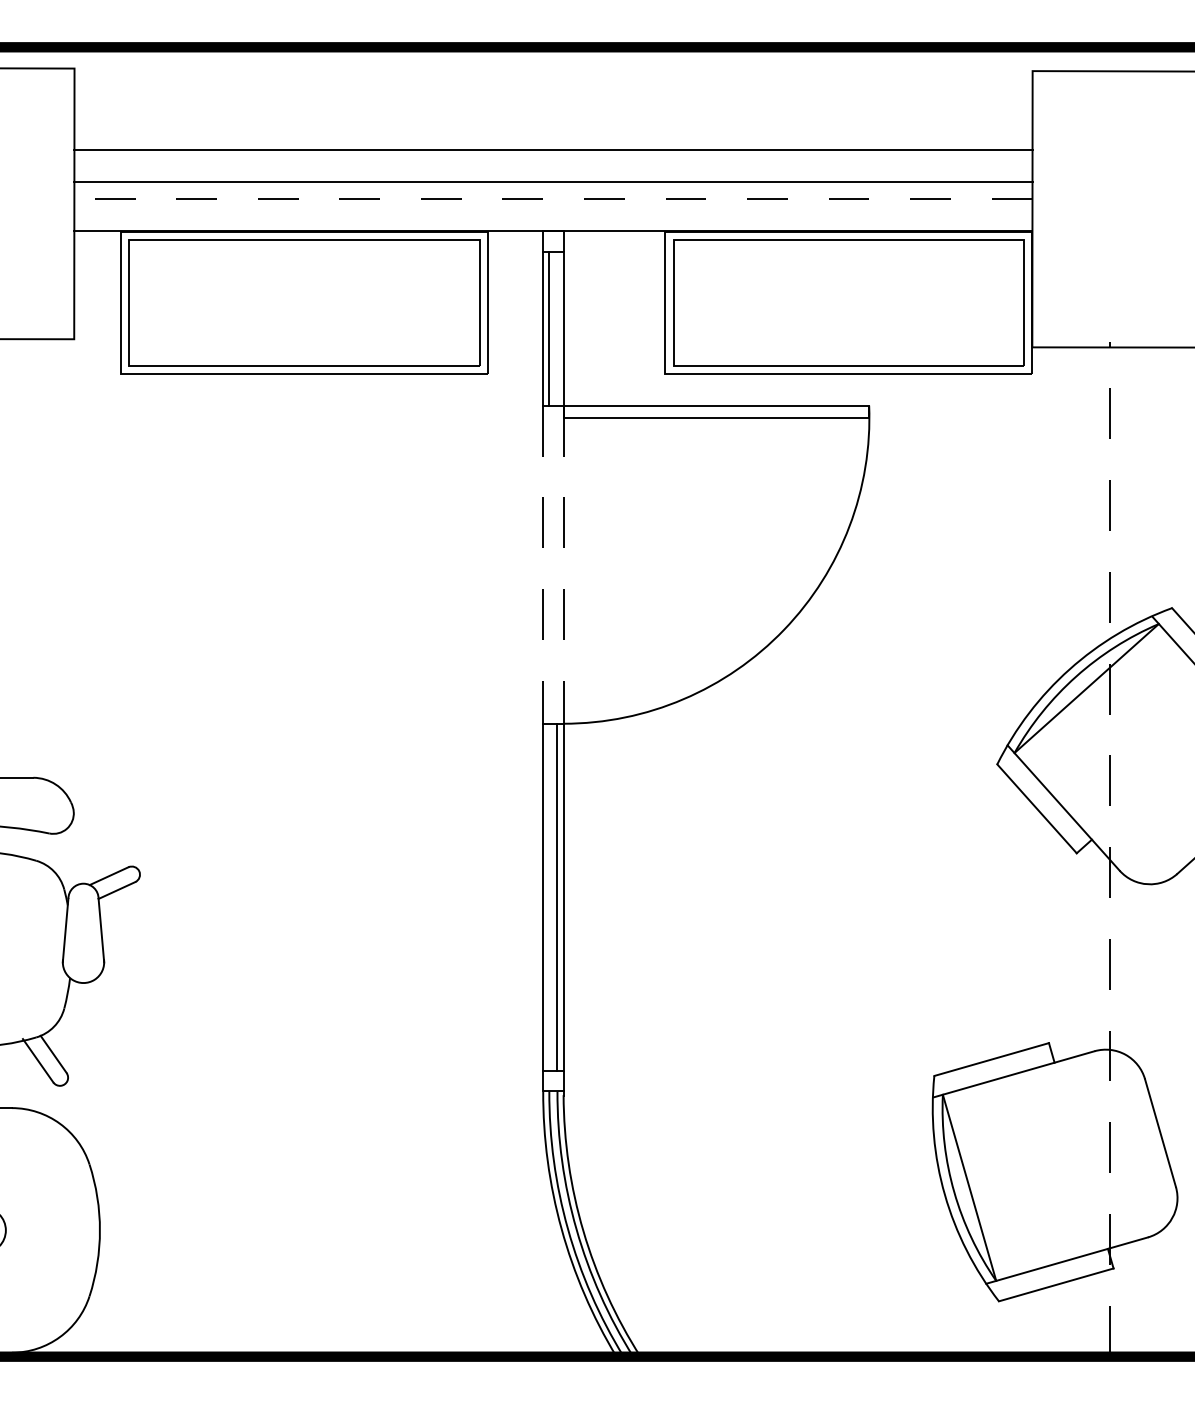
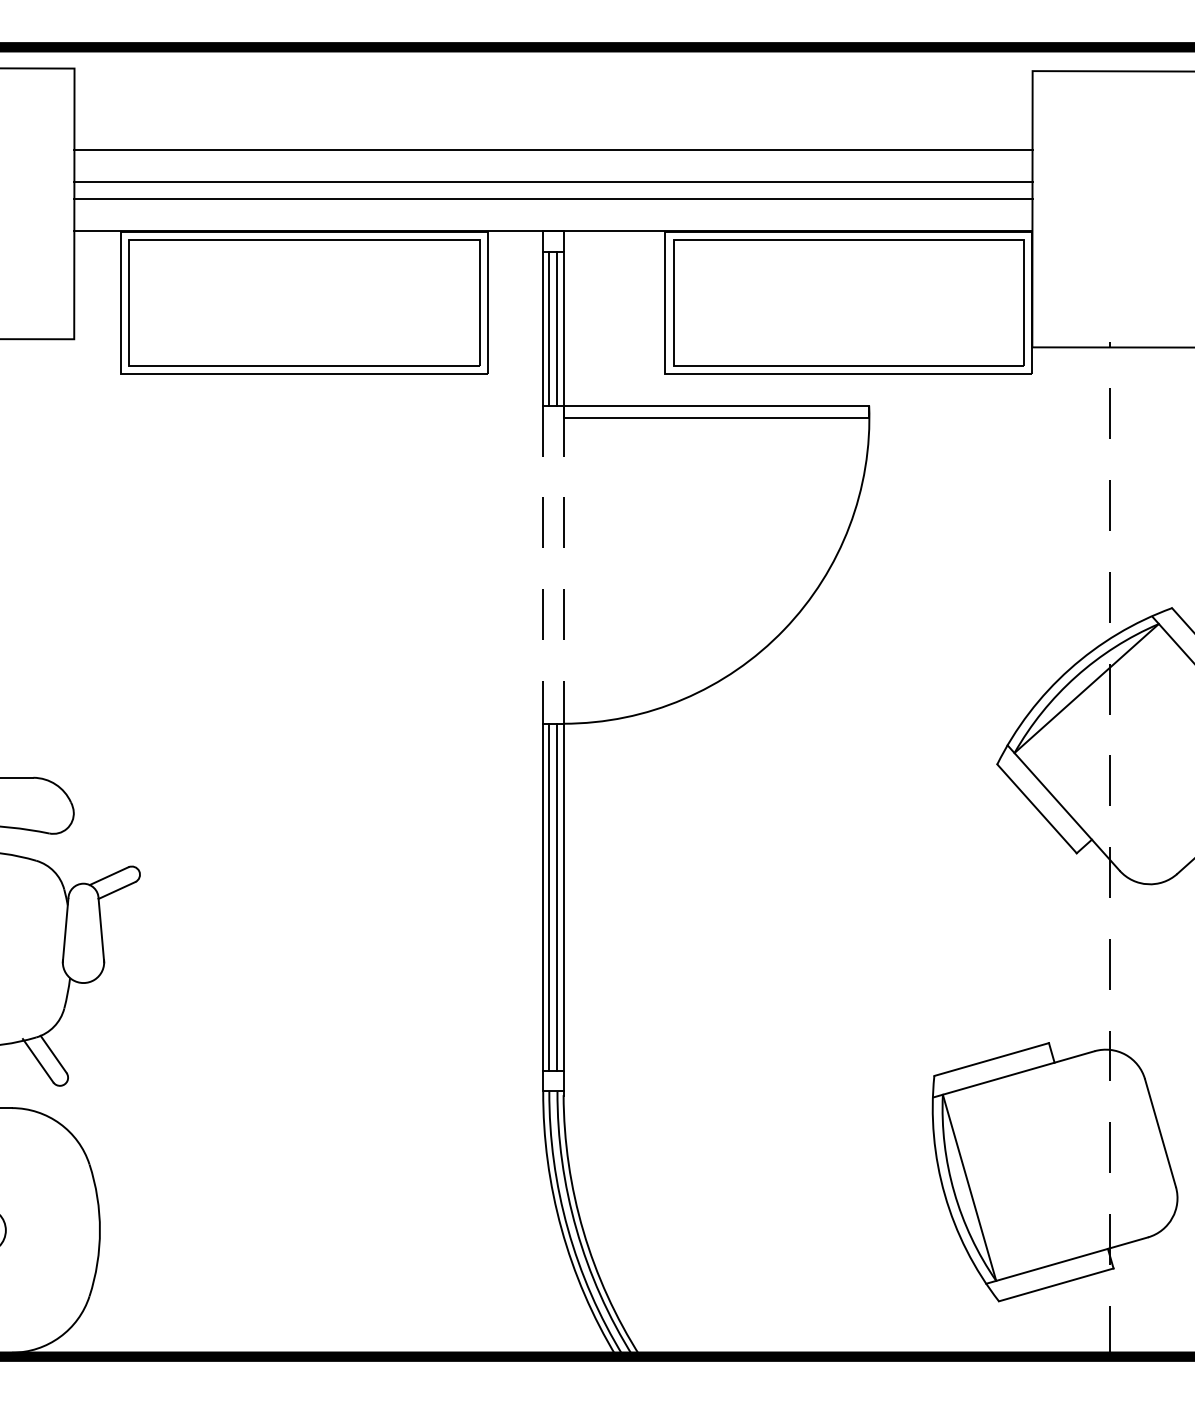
line: dashed -> solid (553, 198)
line: none -> present (557, 328)
line: none -> present (549, 897)
